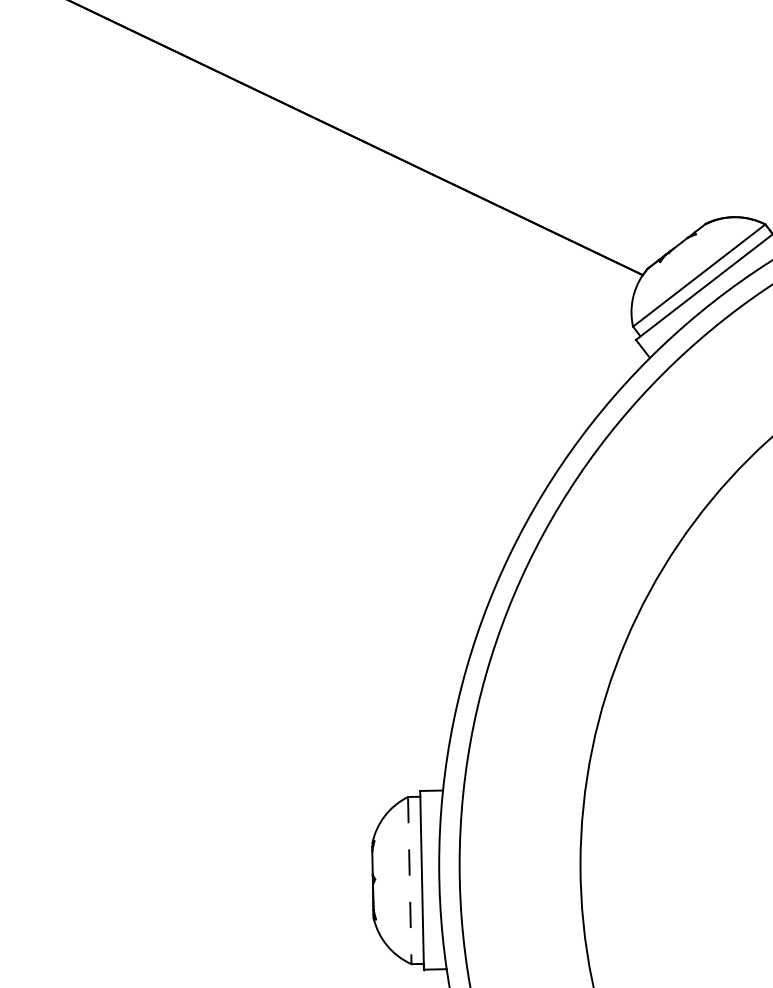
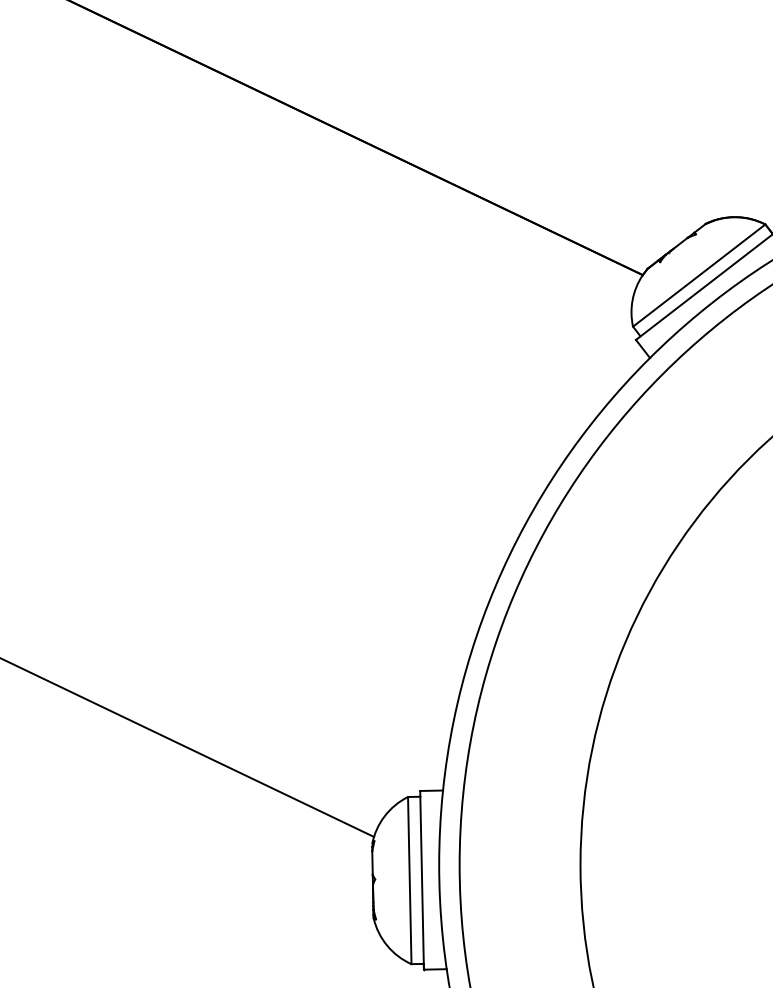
line: none -> present (188, 747)
line: dashed -> solid (409, 880)
